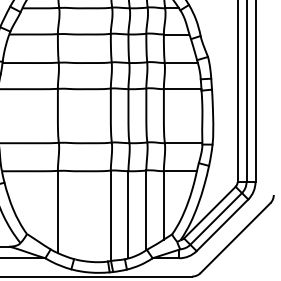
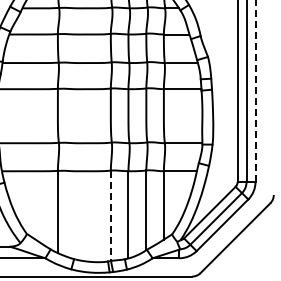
line: solid -> dashed (255, 91)
line: solid -> dashed (110, 216)
